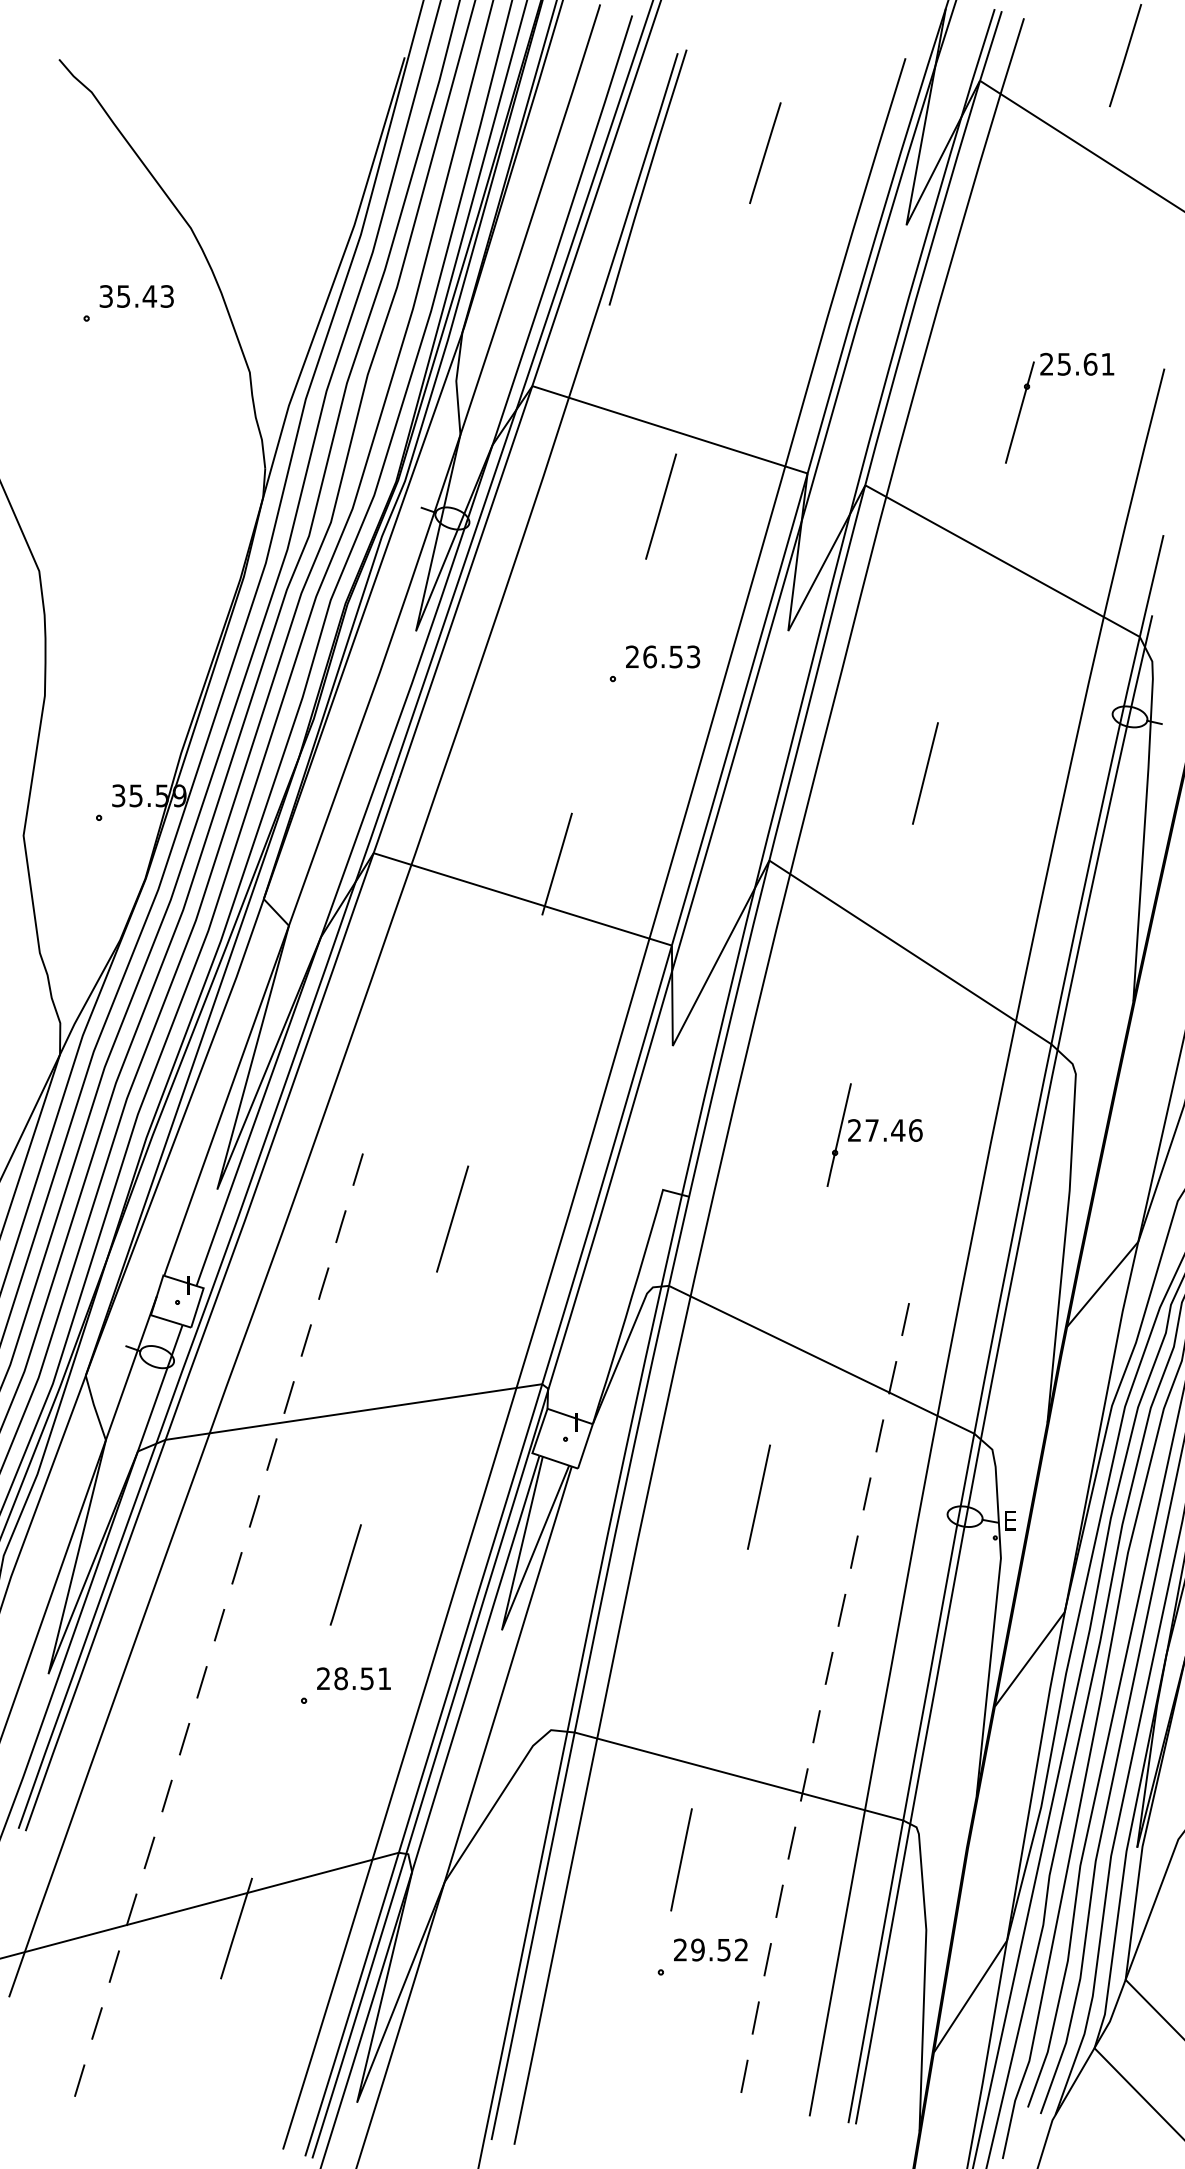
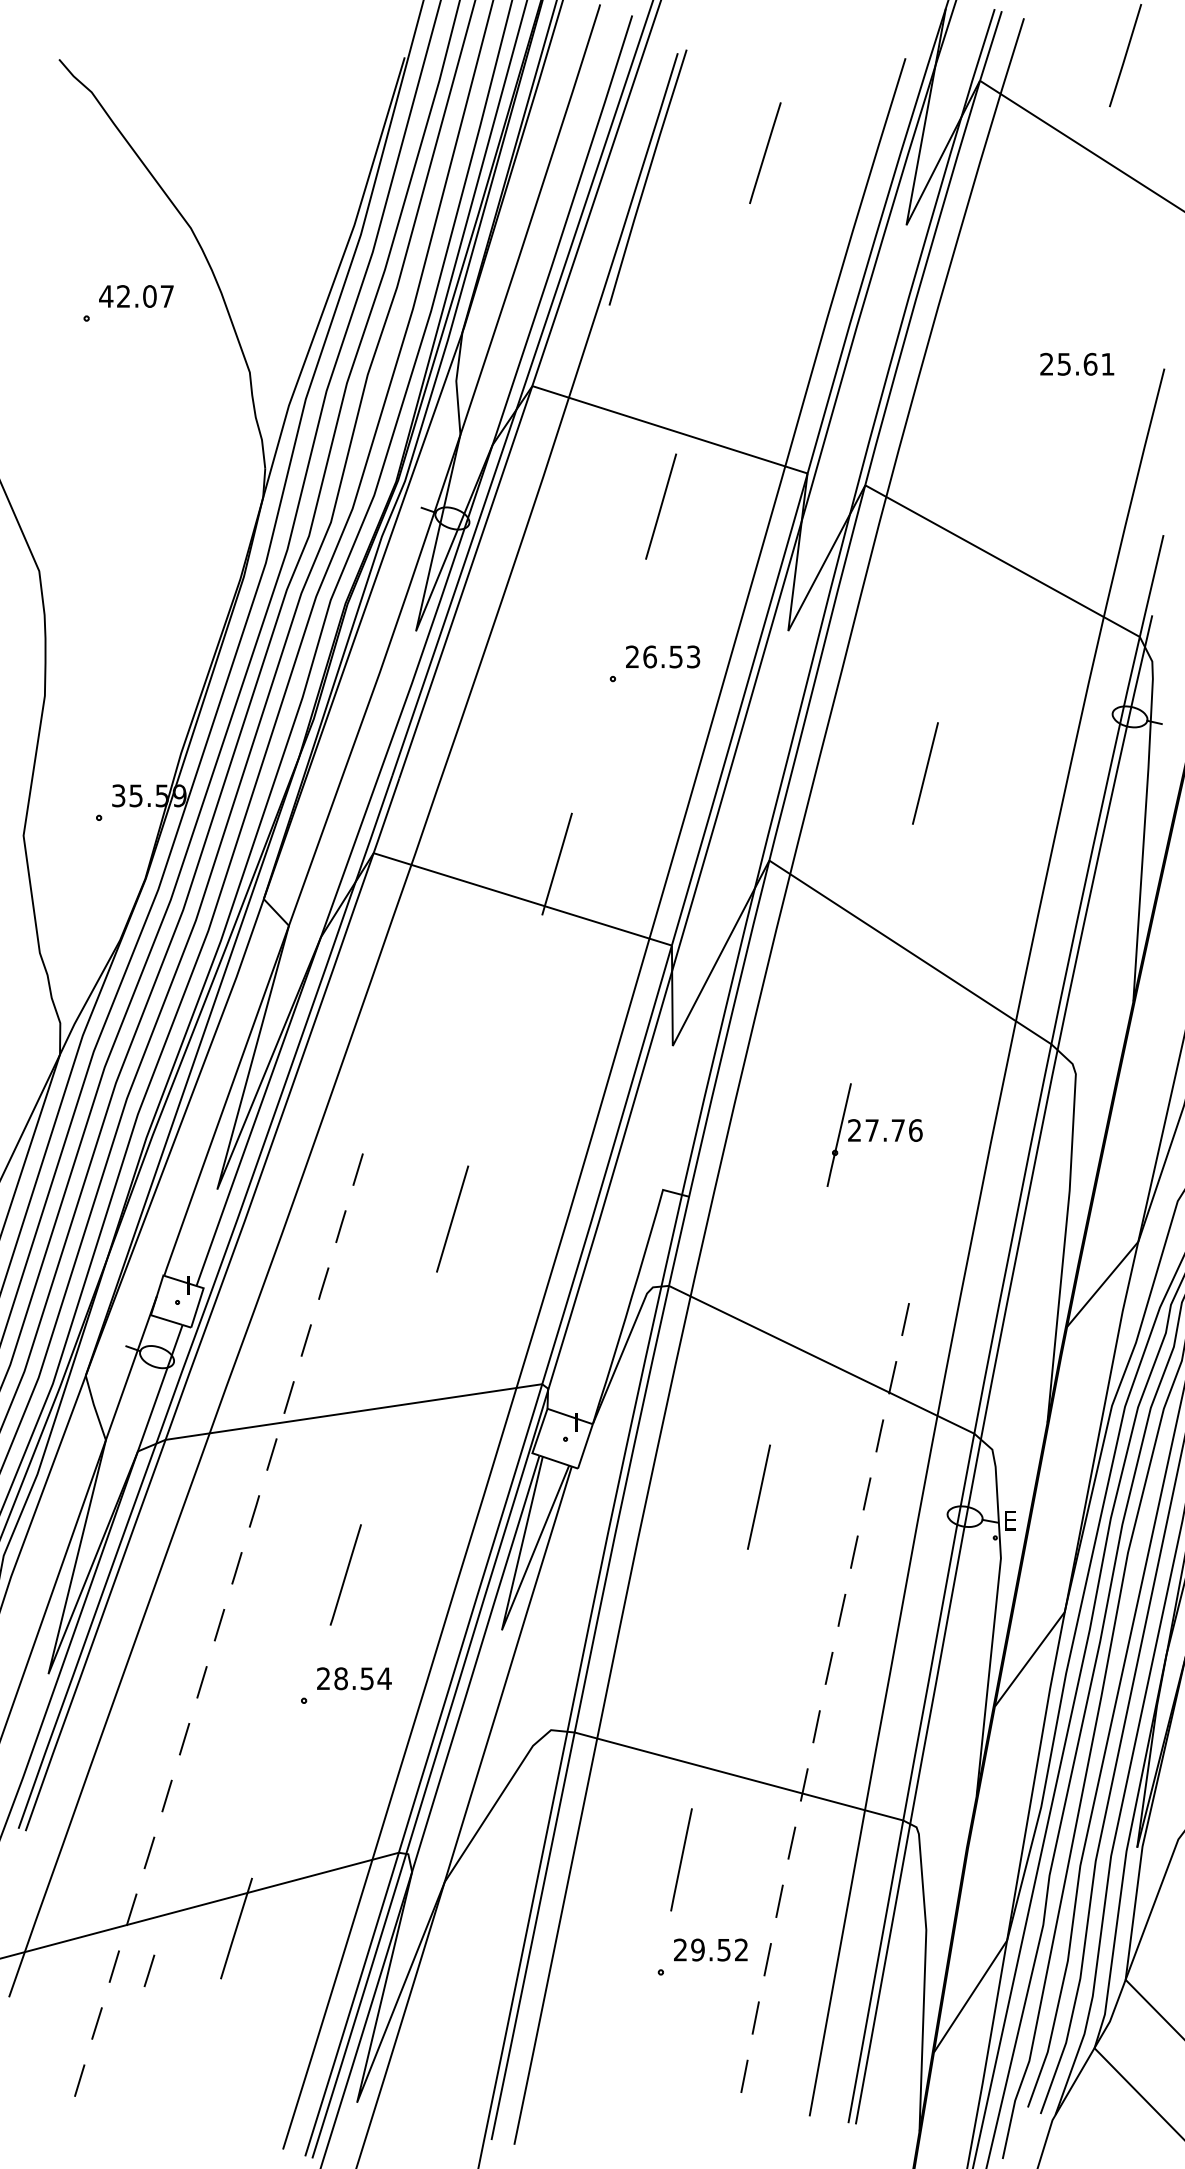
text: 35.43 -> 42.07 (136, 296)
part: present -> none (1019, 412)
text: 27.46 -> 27.76 (898, 1130)
text: 28.51 -> 28.54 (384, 1678)
line: none -> present (149, 1970)
